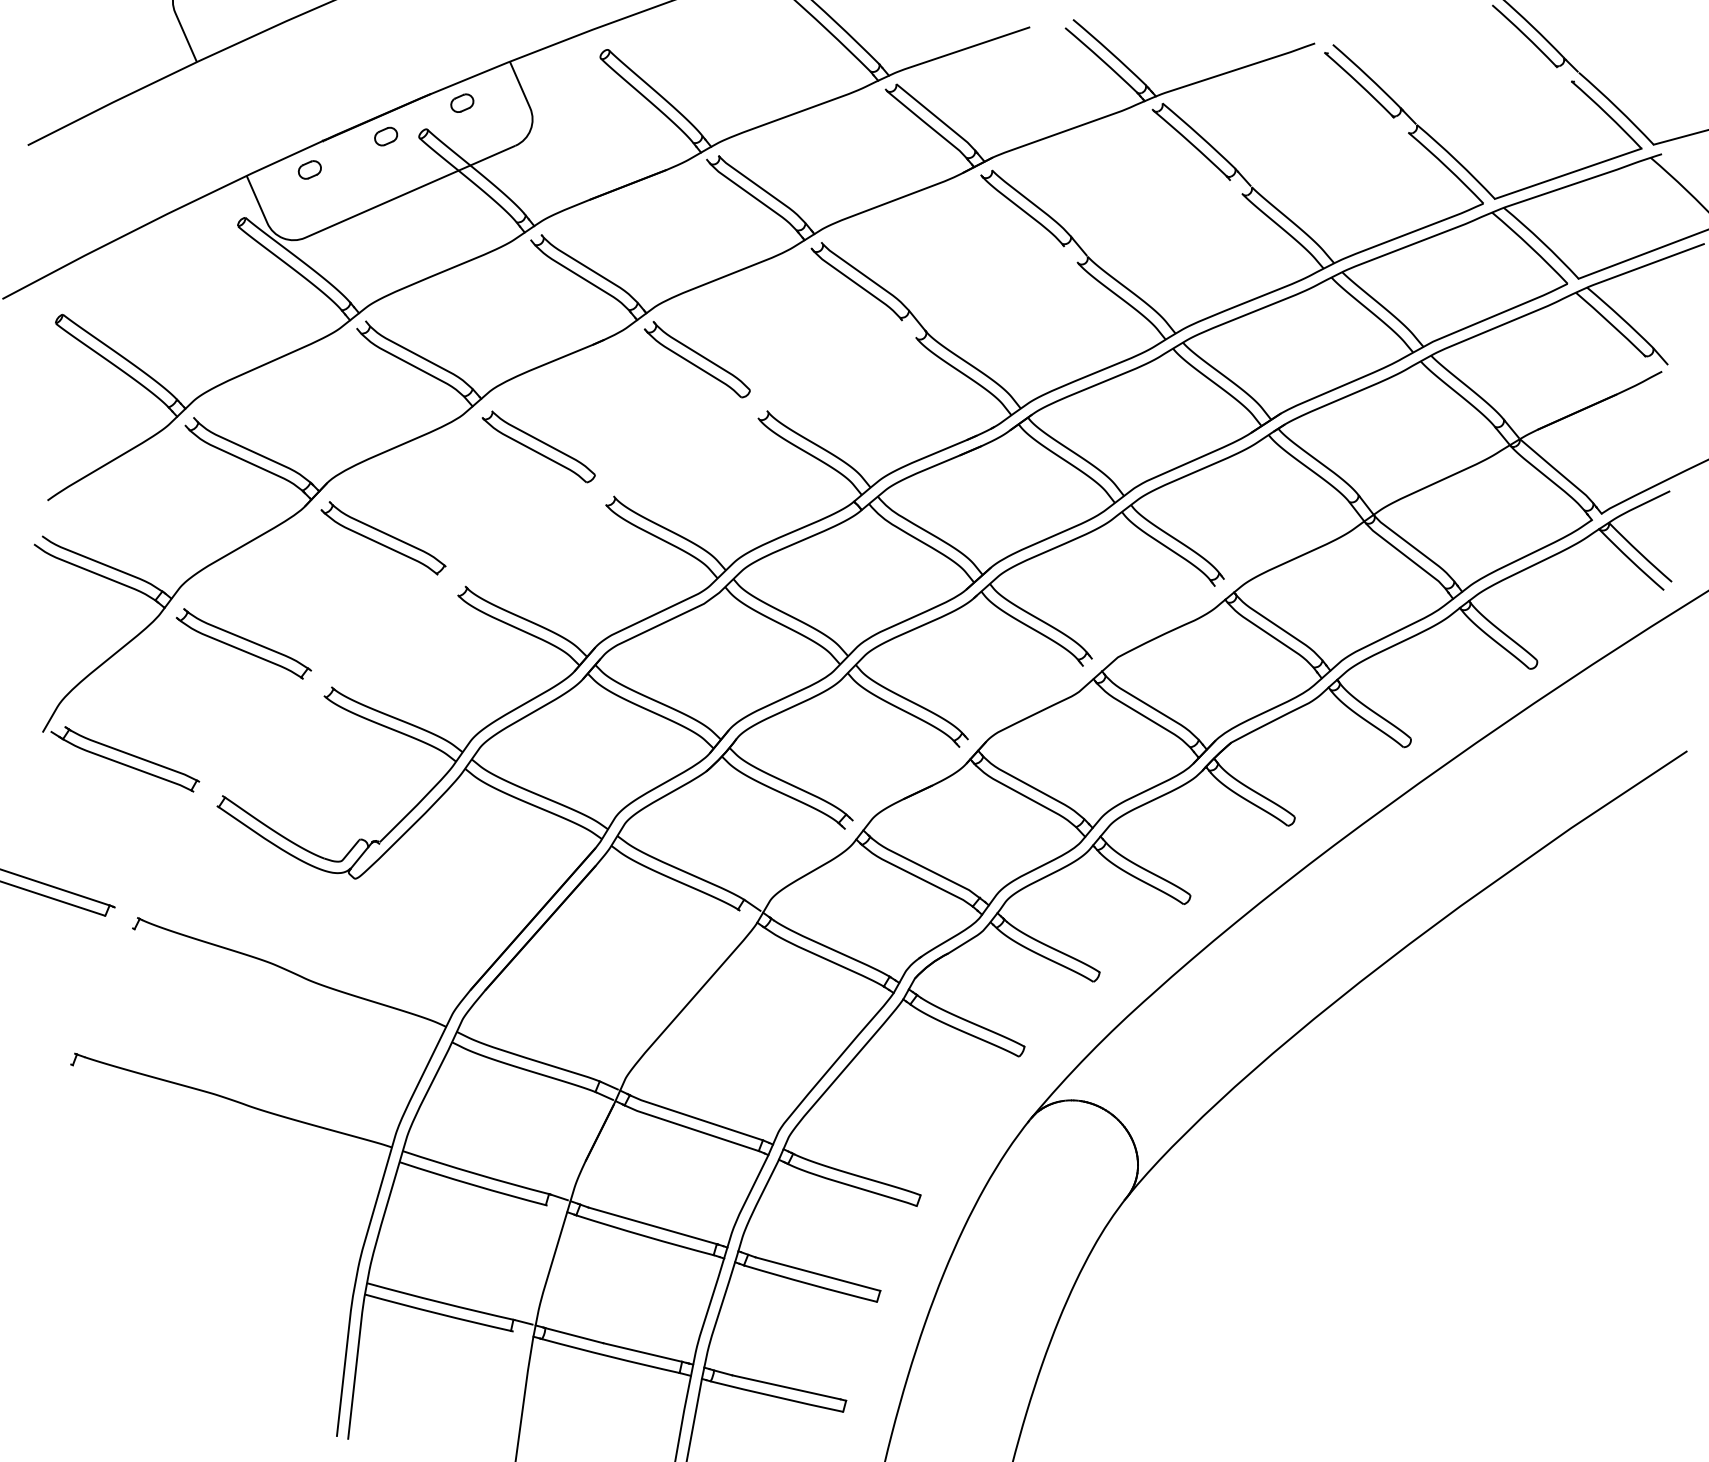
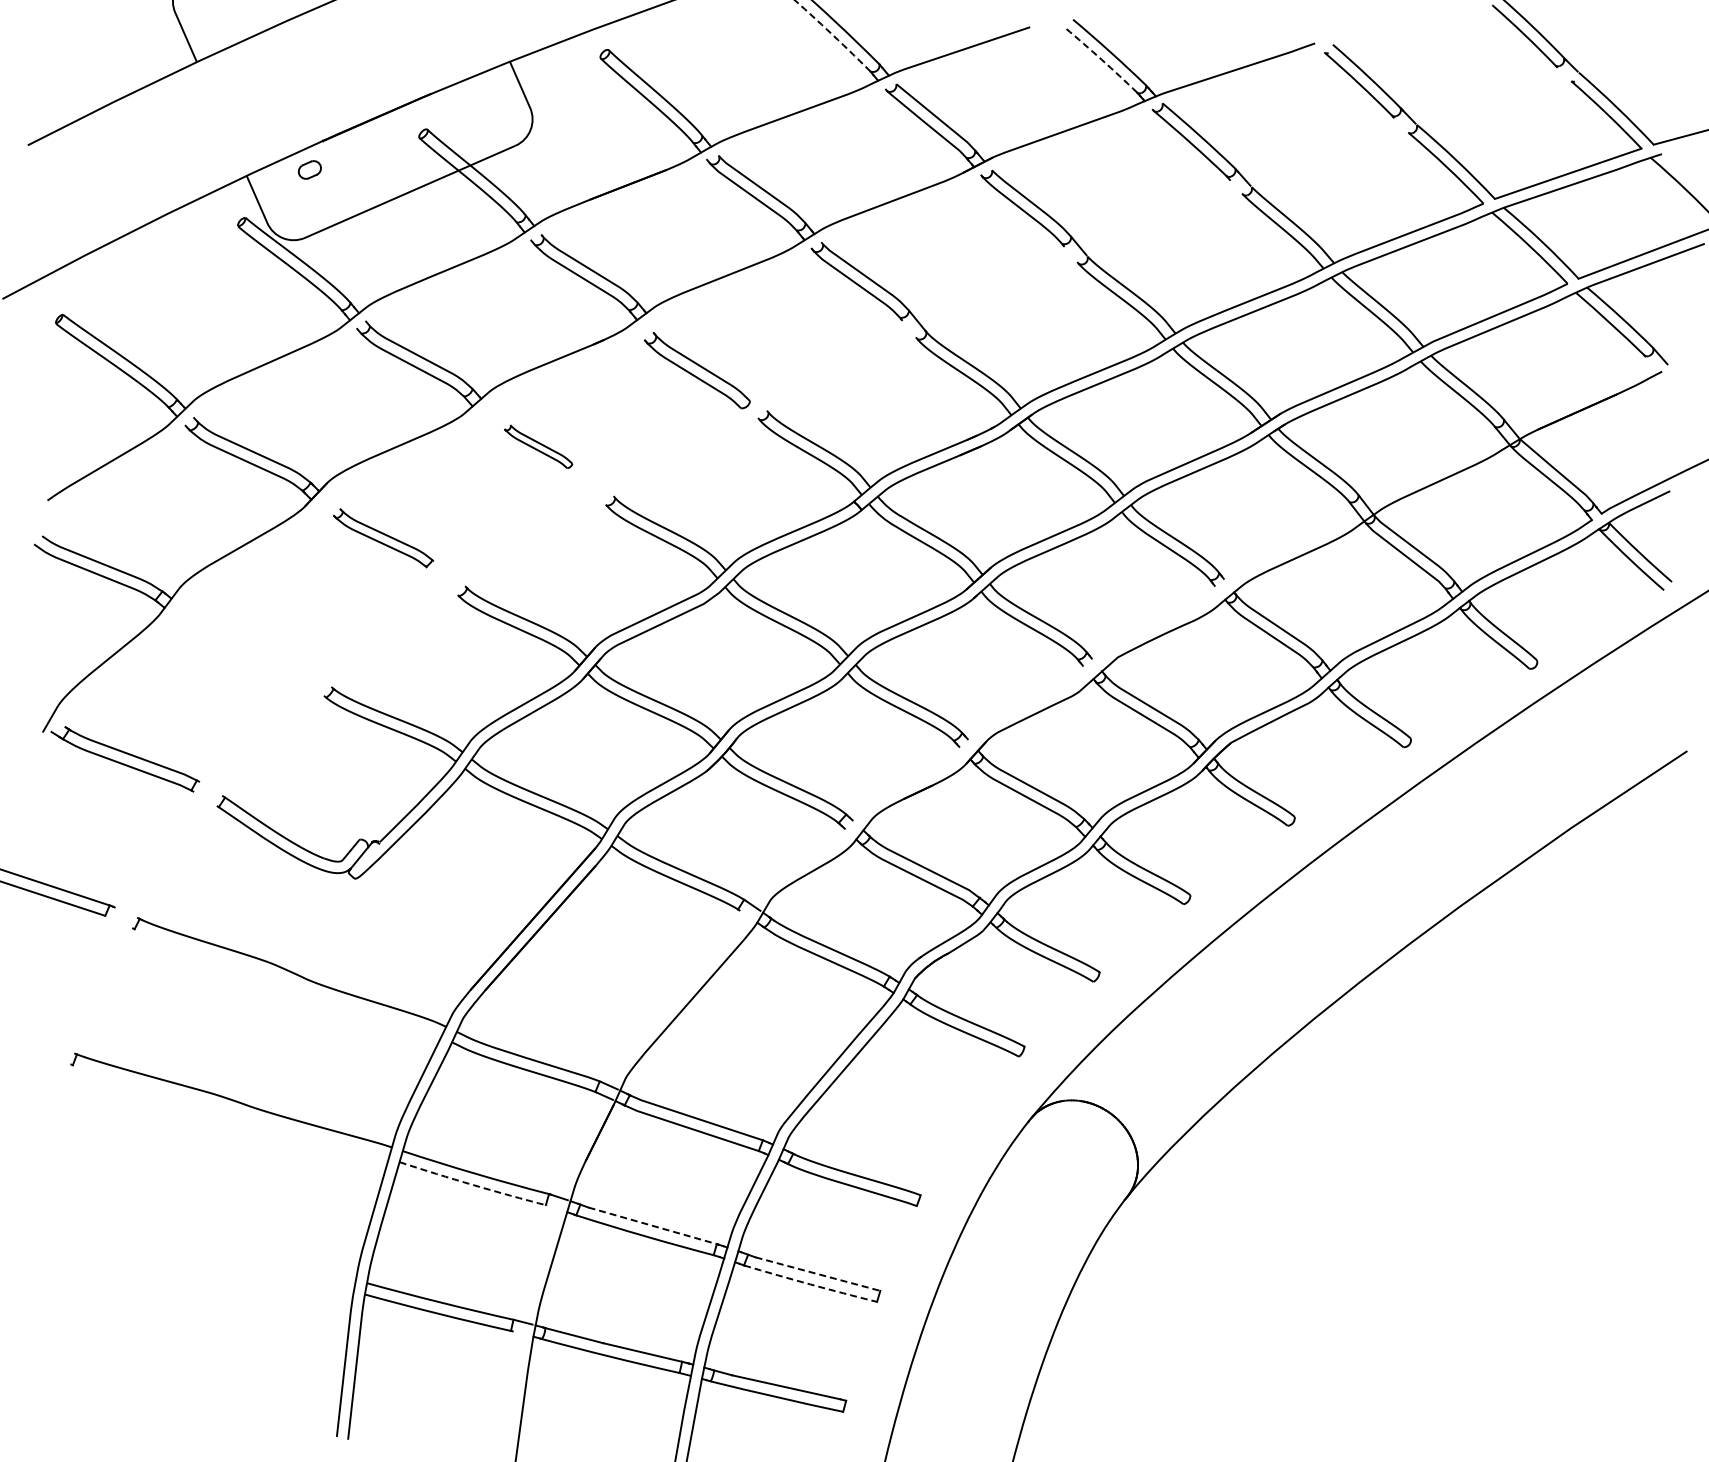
arc: solid -> dashed (832, 34)
arc: solid -> dashed (1101, 59)
part: present -> none (462, 102)
part: present -> none (386, 136)
part position: (696, 359) -> (696, 370) (696, 370)
part size: 115x74 px -> 70x45 px (538, 446)
part size: 127x75 px -> 102x61 px (383, 538)
part: present -> none (243, 643)
arc: solid -> dashed (473, 1185)
line: solid -> dashed (652, 1225)
line: solid -> dashed (817, 1274)
arc: solid -> dashed (810, 1284)
